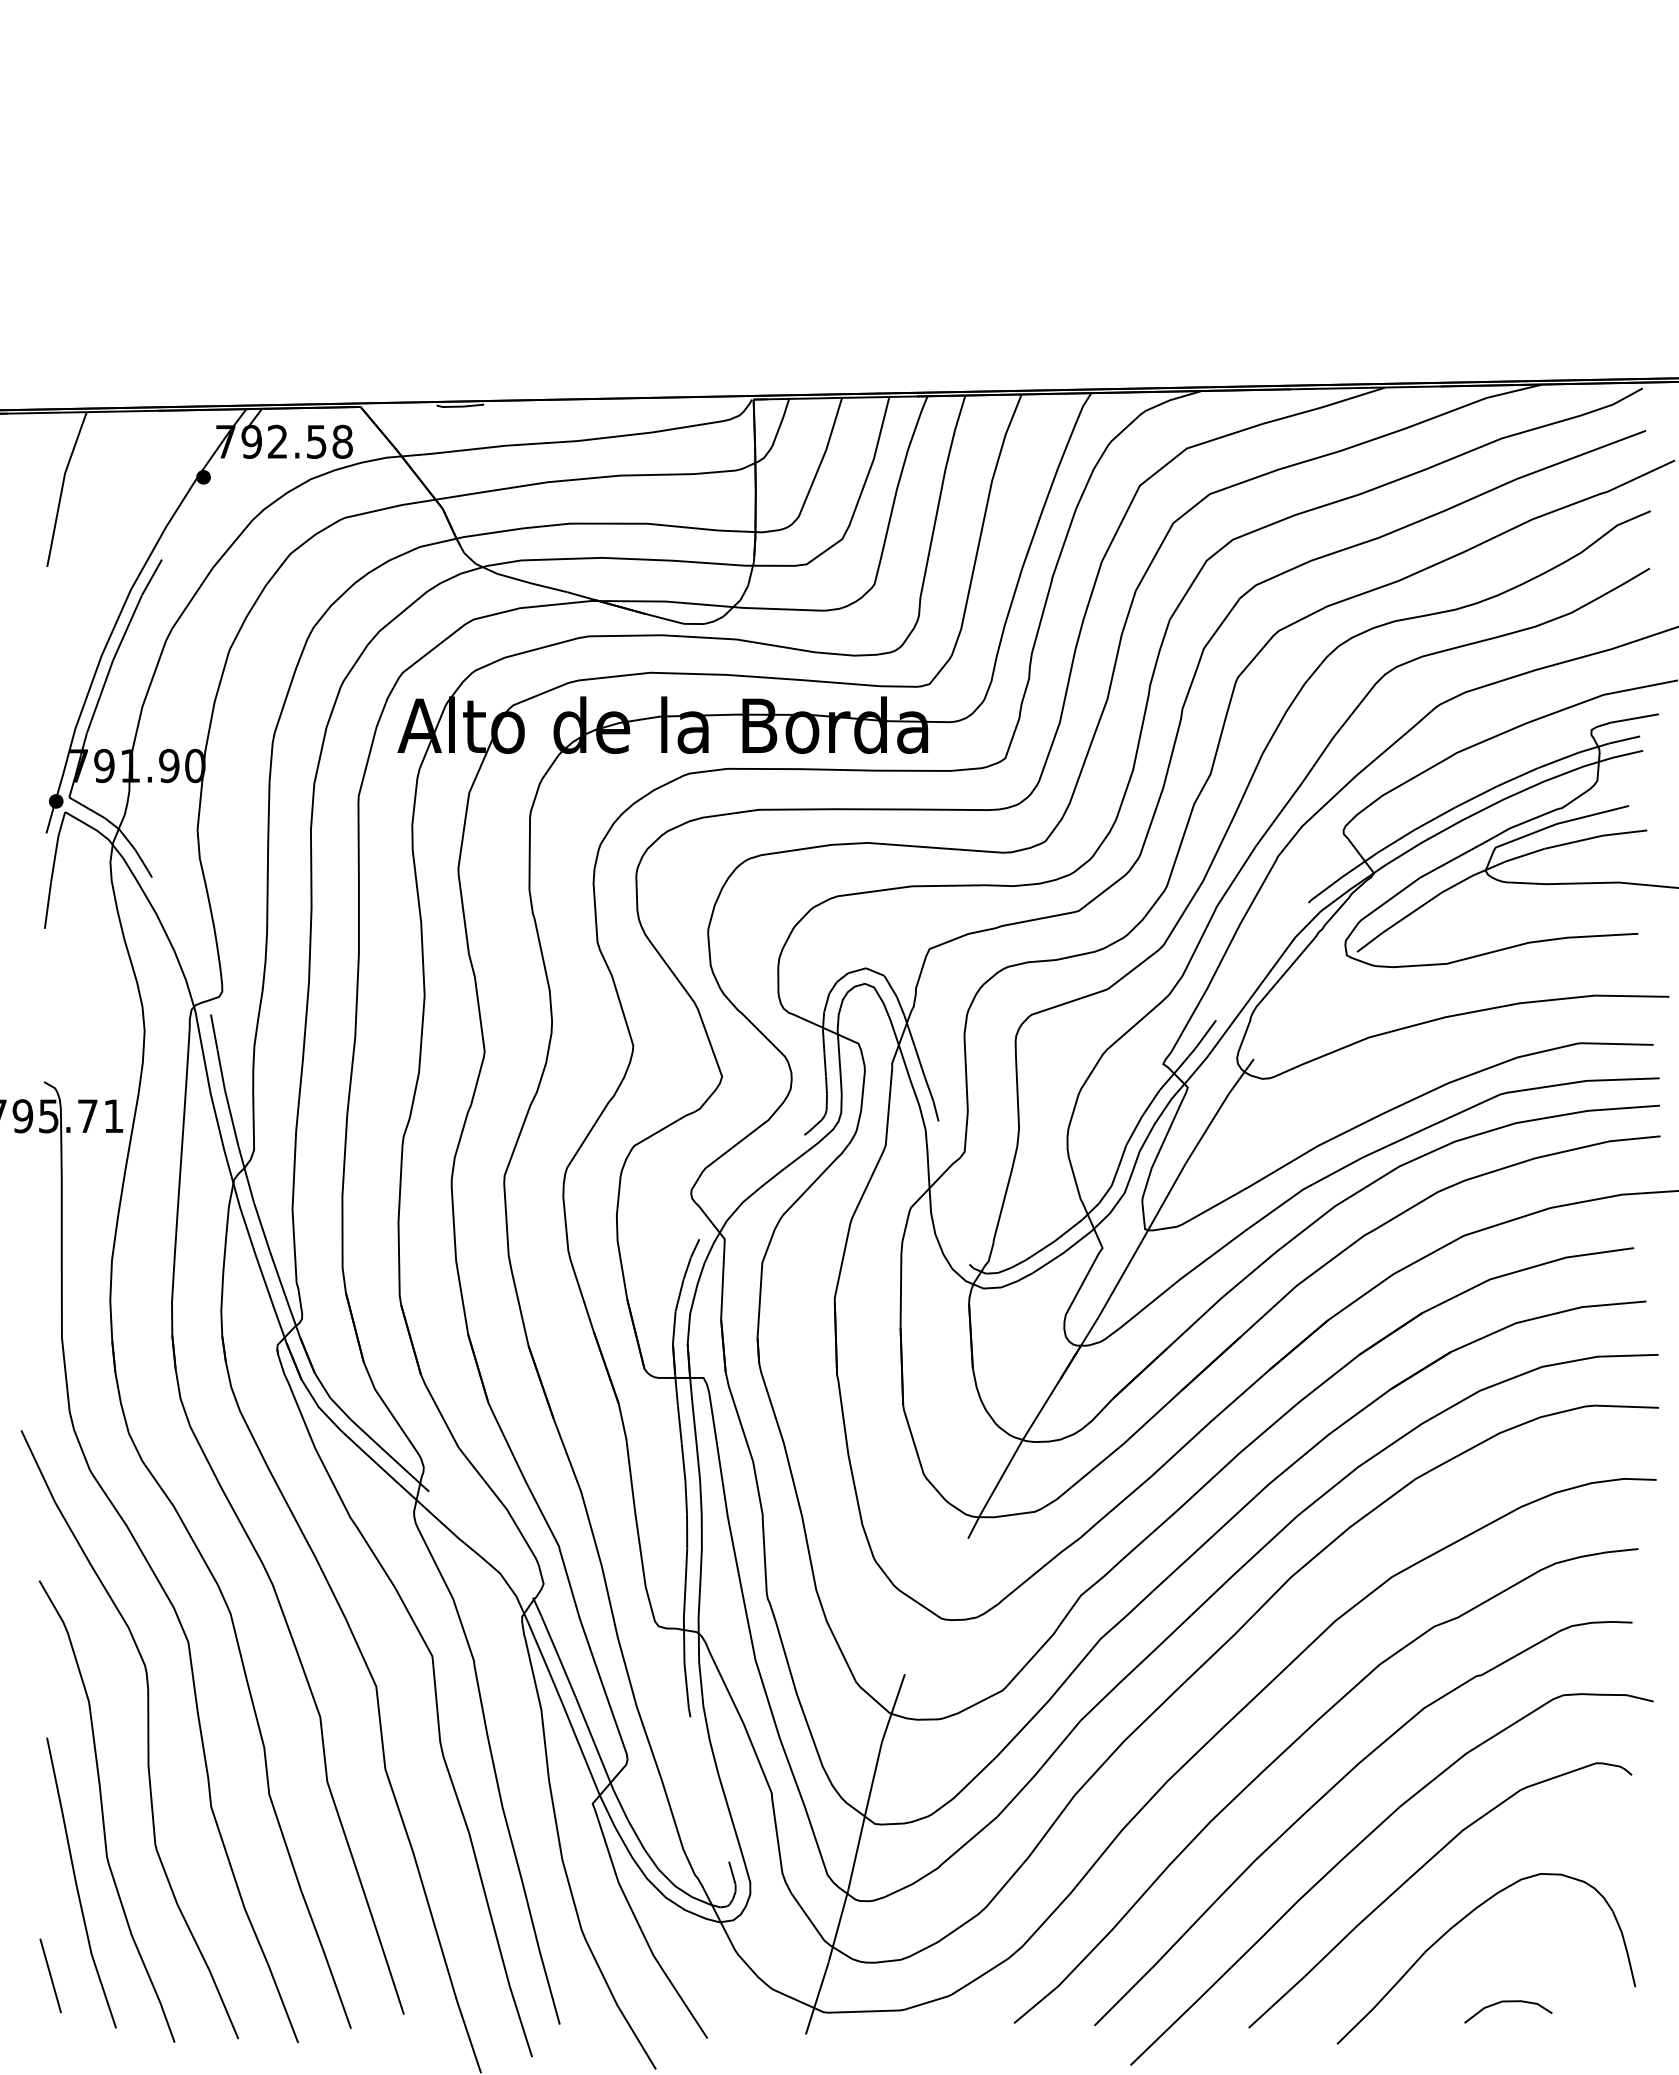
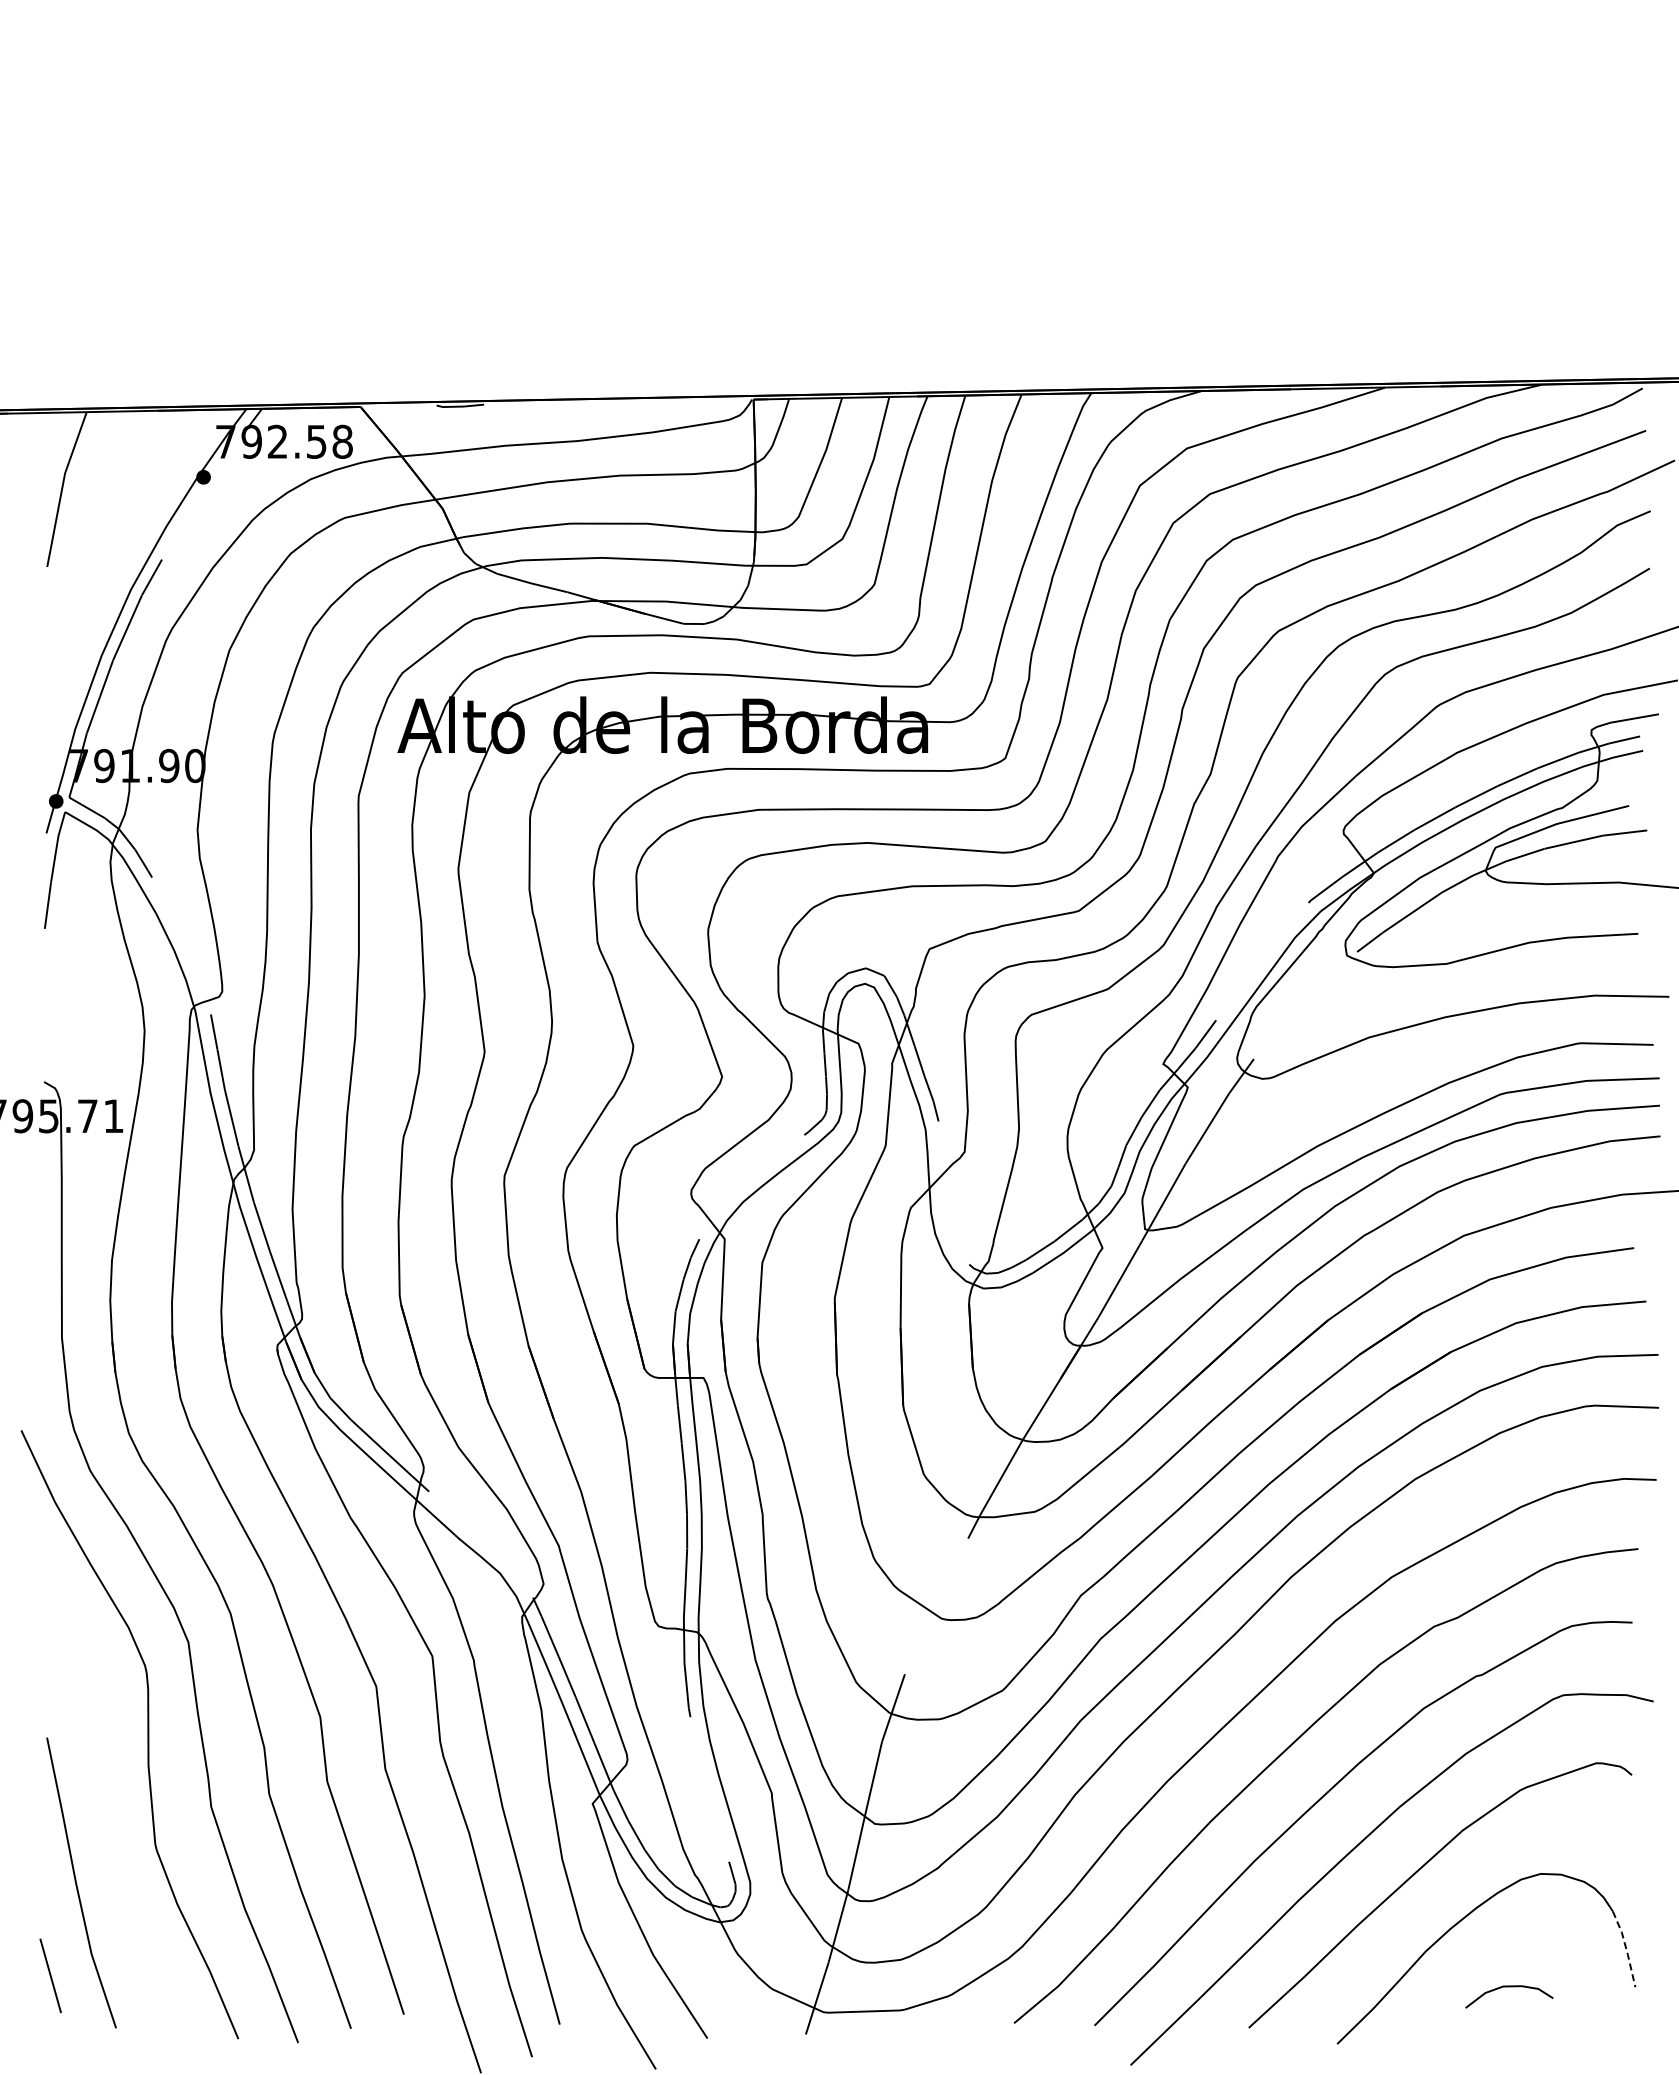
curve: present -> none (103, 1811)
line: solid -> dashed (1626, 1948)
curve position: (1508, 2002) -> (1509, 1987) (1509, 1987)
